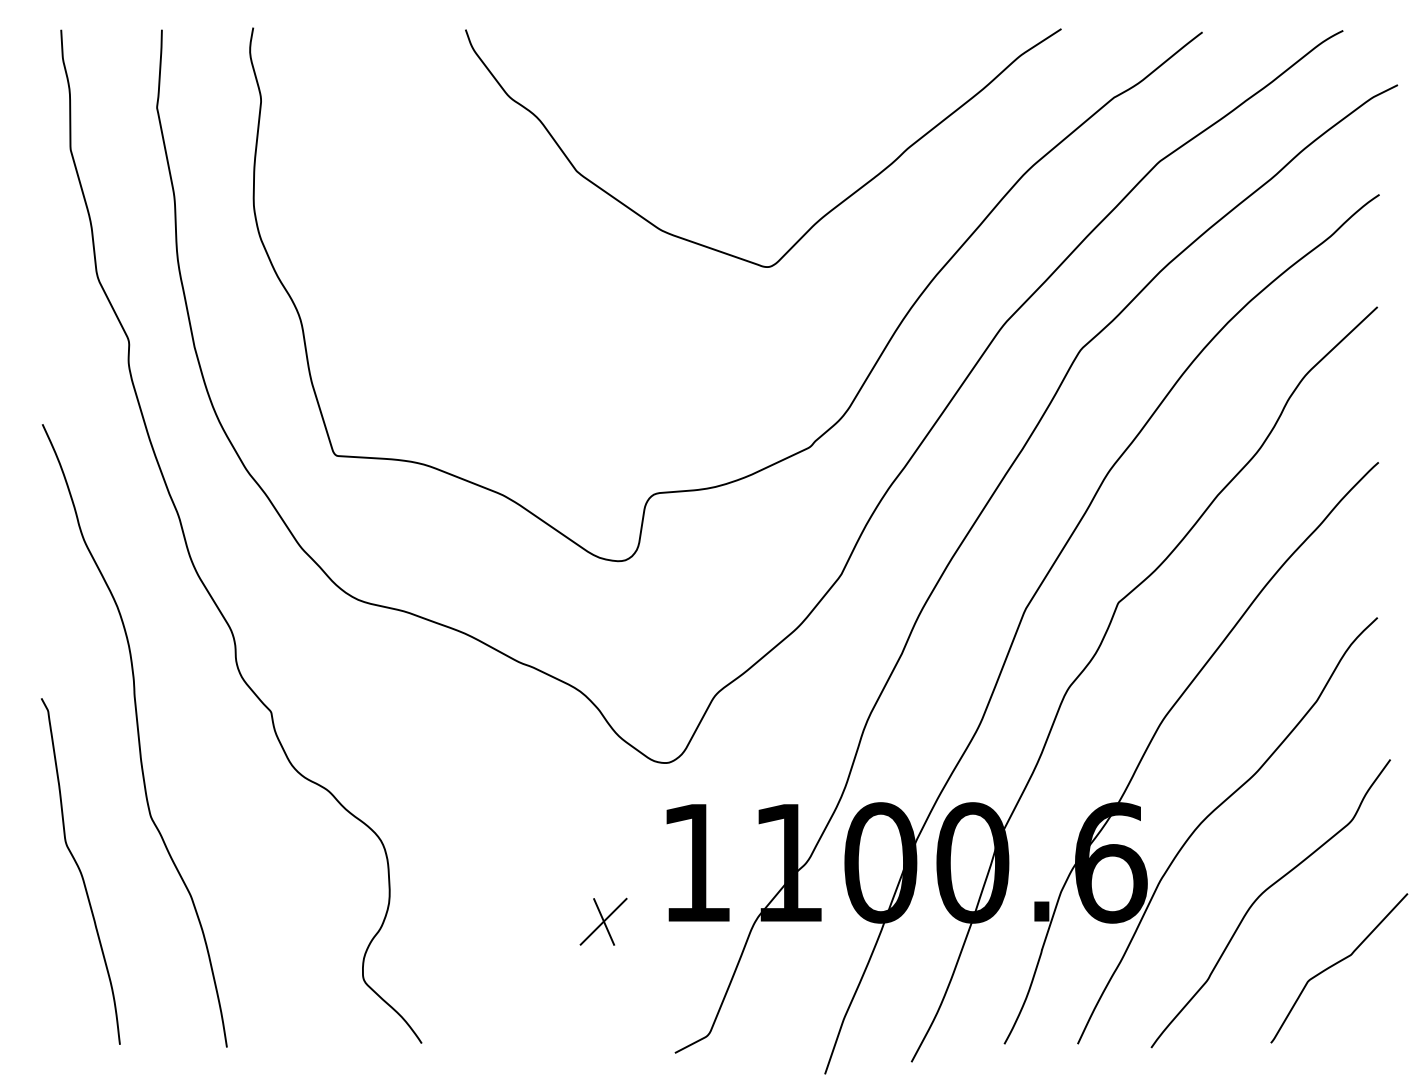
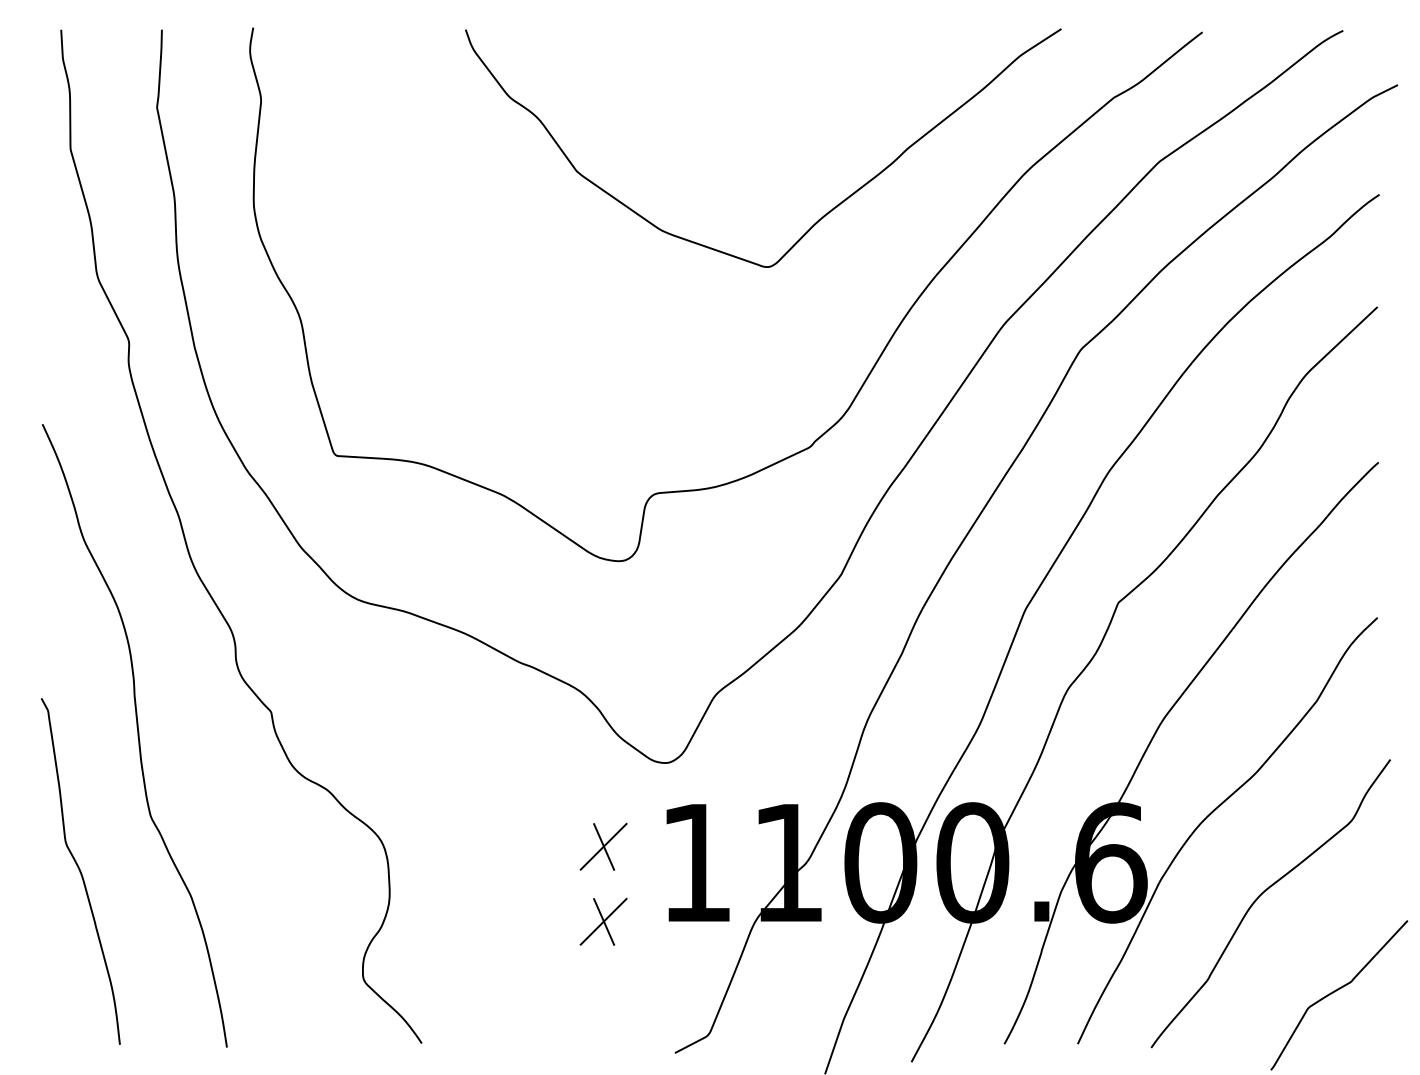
part: none -> present (603, 846)
curve position: (1336, 964) -> (1336, 991) (1336, 991)
